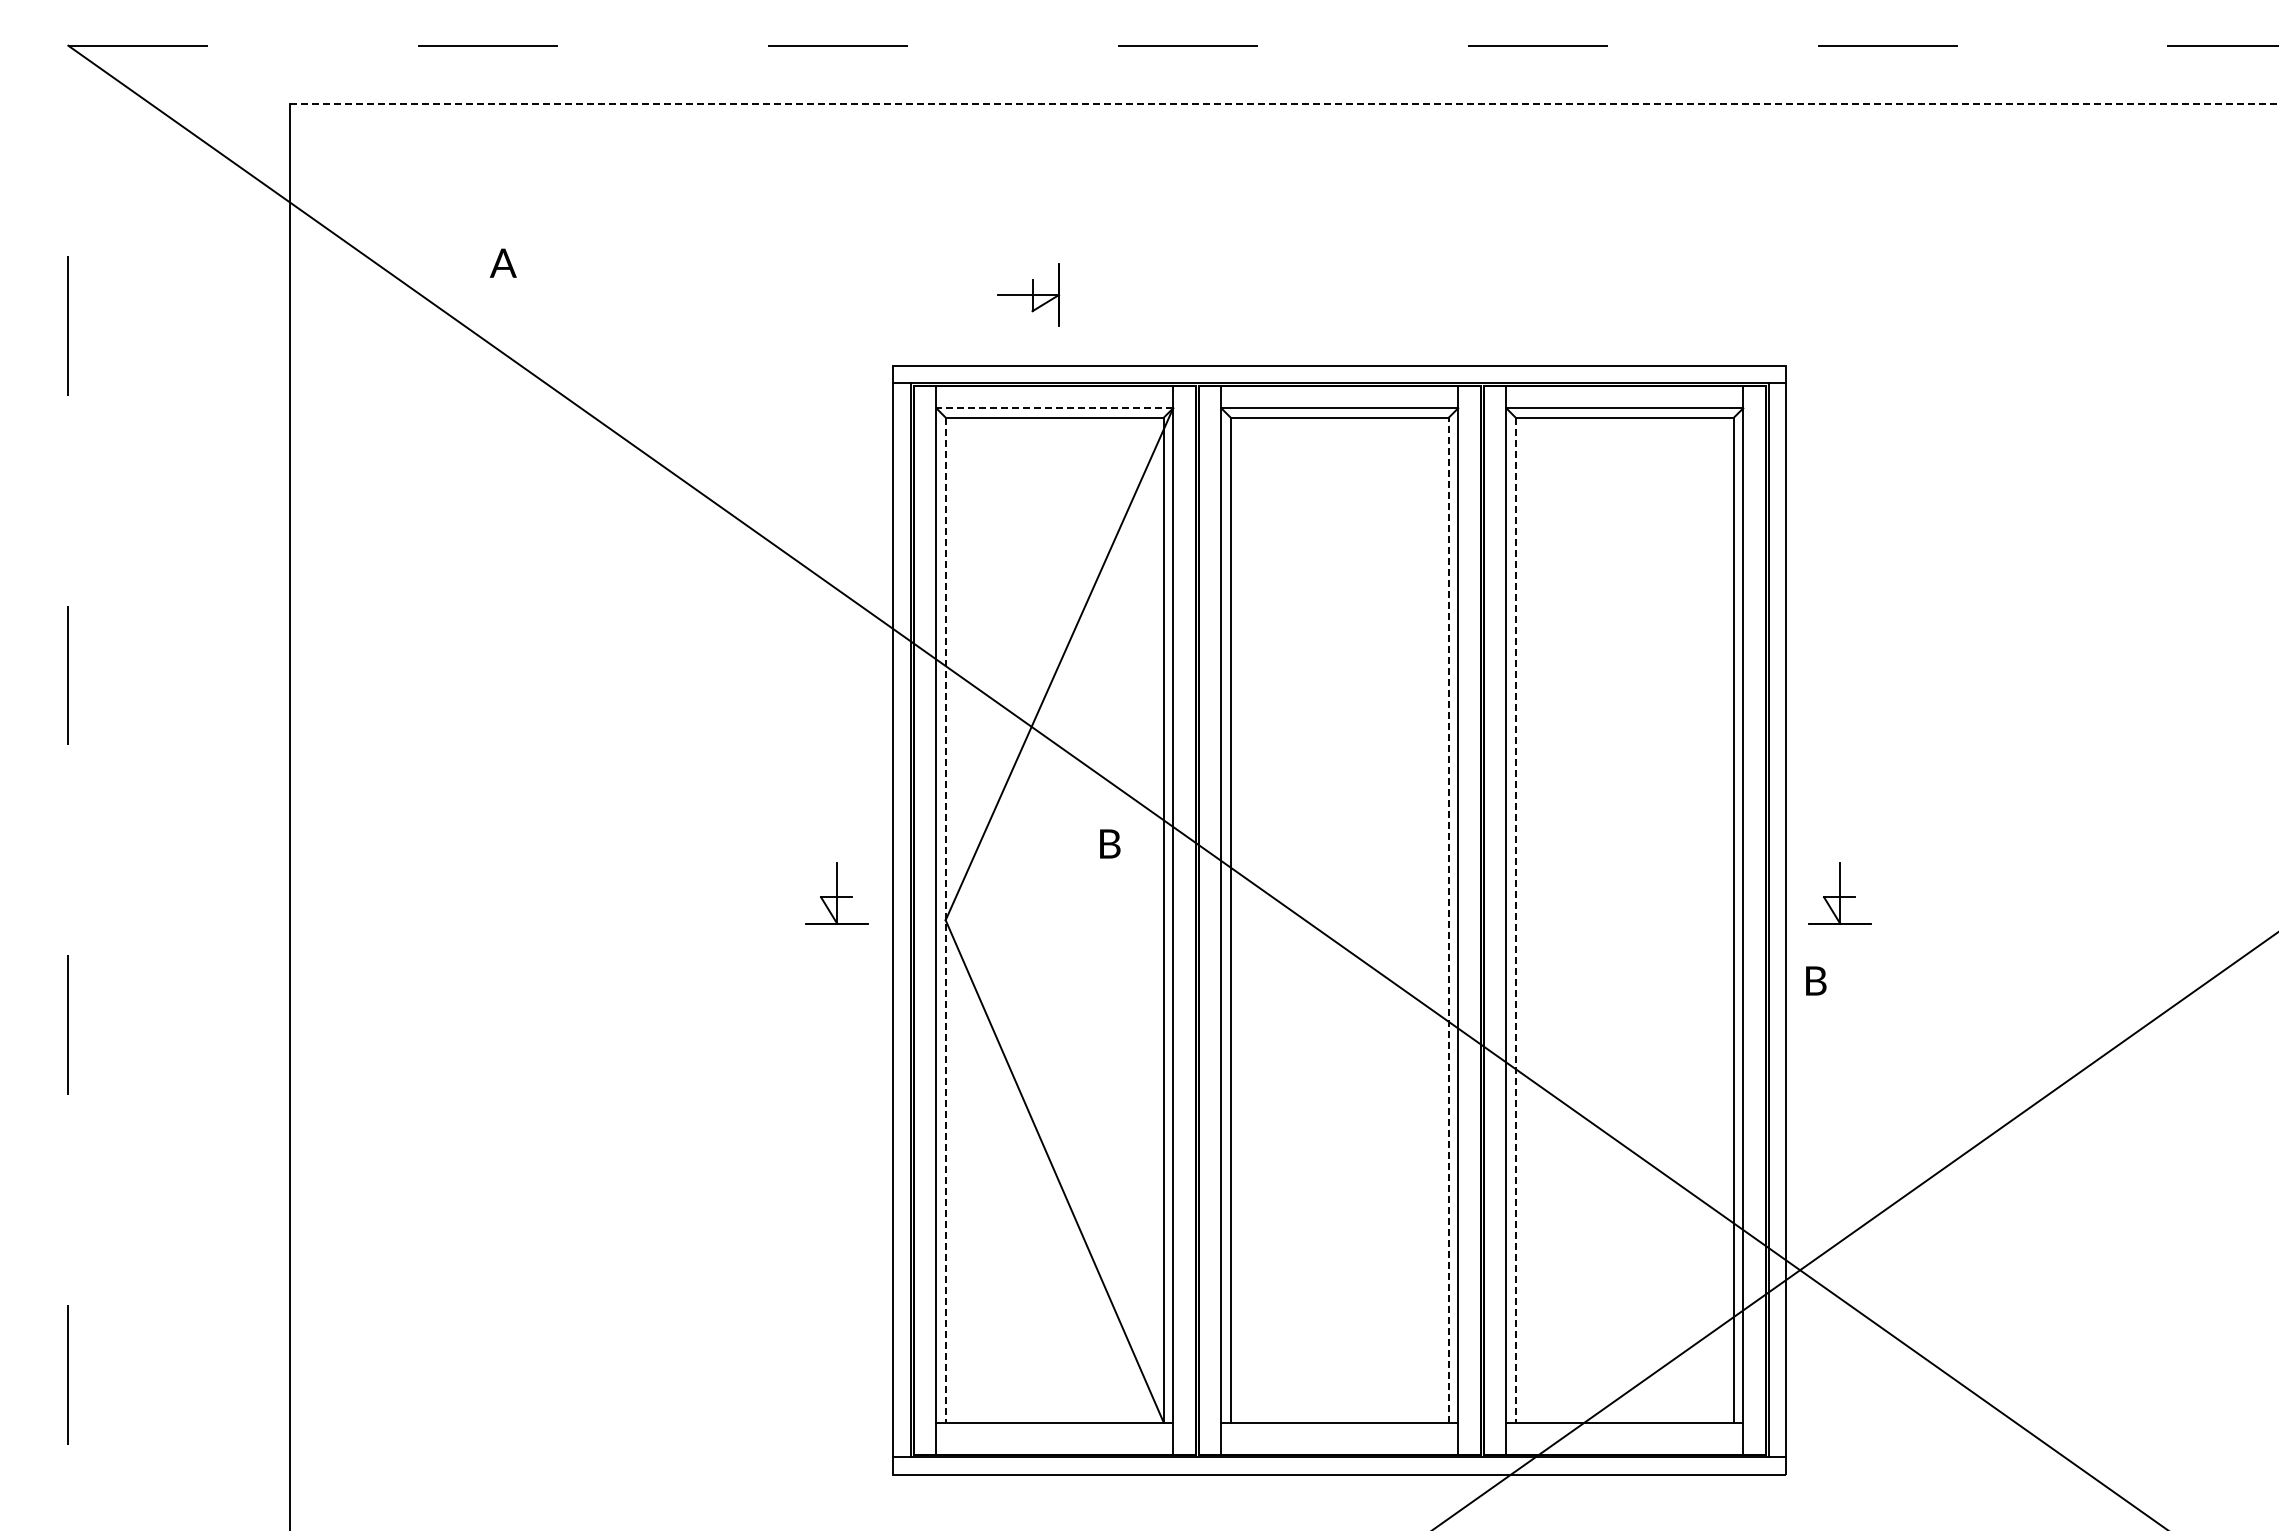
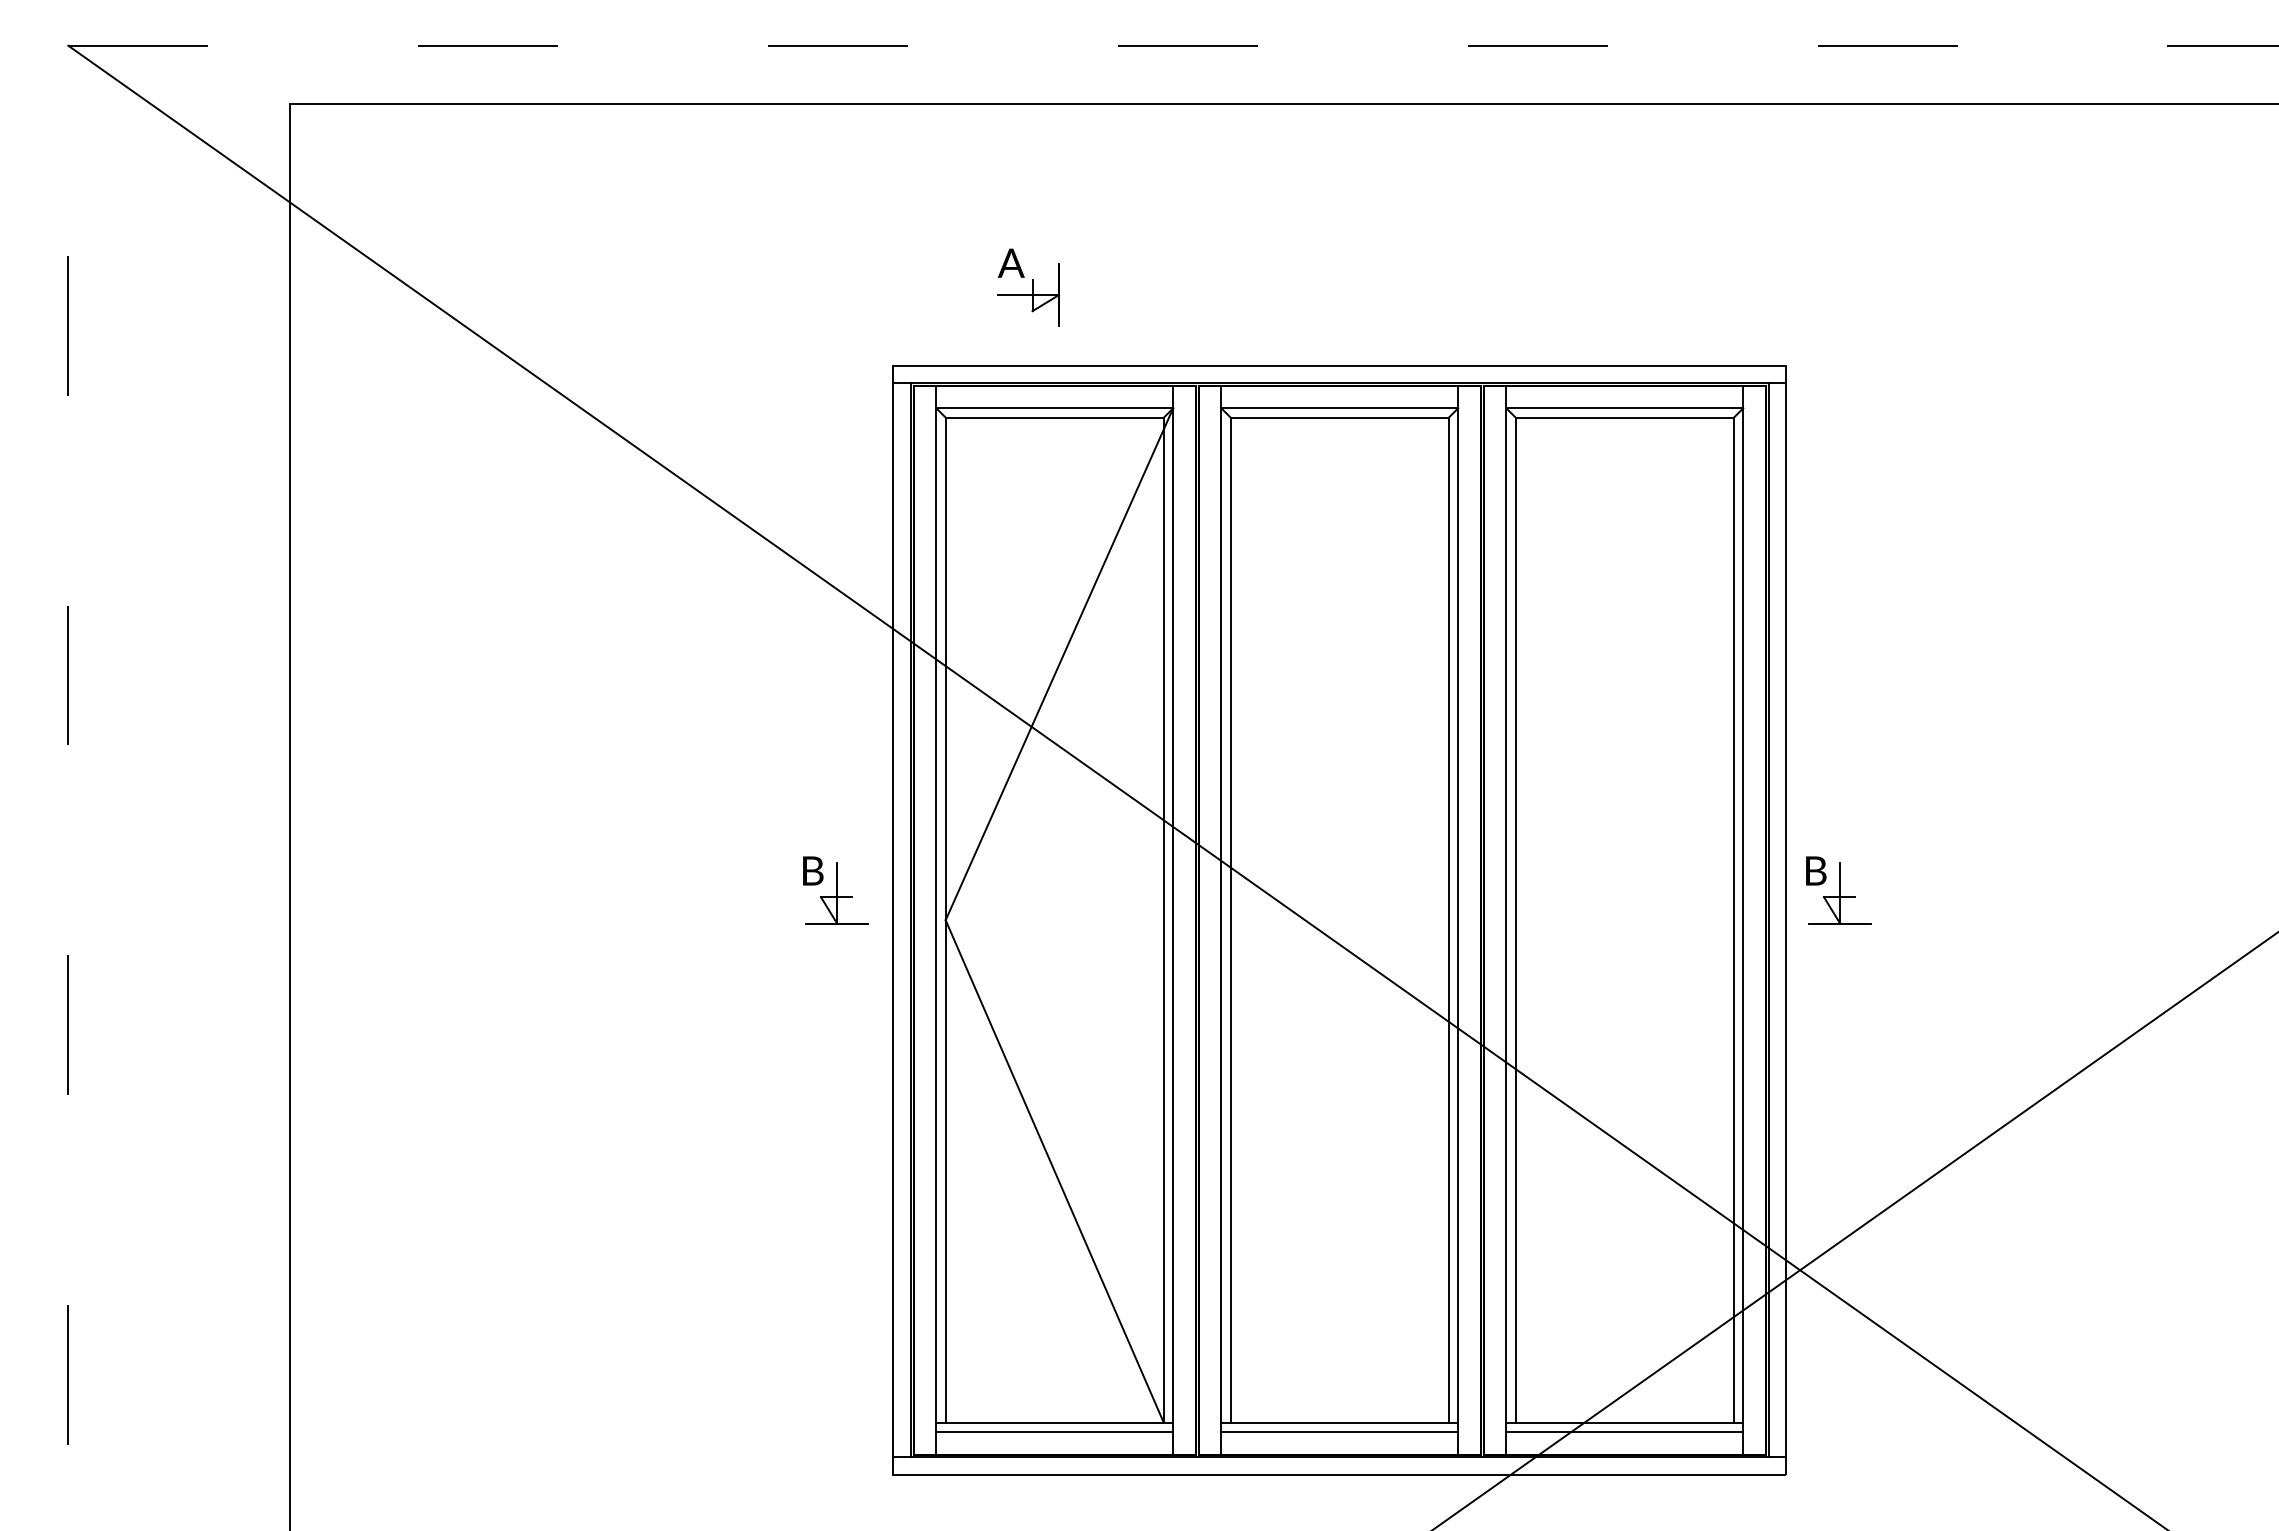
line: dashed -> solid (1284, 104)
text position: (503, 262) -> (1011, 262) (1011, 262)
line: dashed -> solid (1054, 408)
text position: (1110, 843) -> (813, 870) (813, 870)
line: dashed -> solid (945, 920)
line: dashed -> solid (1448, 920)
line: dashed -> solid (1515, 920)
text position: (1816, 980) -> (1816, 870) (1816, 870)
line: none -> present (1054, 1432)
line: none -> present (1339, 1432)
line: none -> present (1624, 1432)
